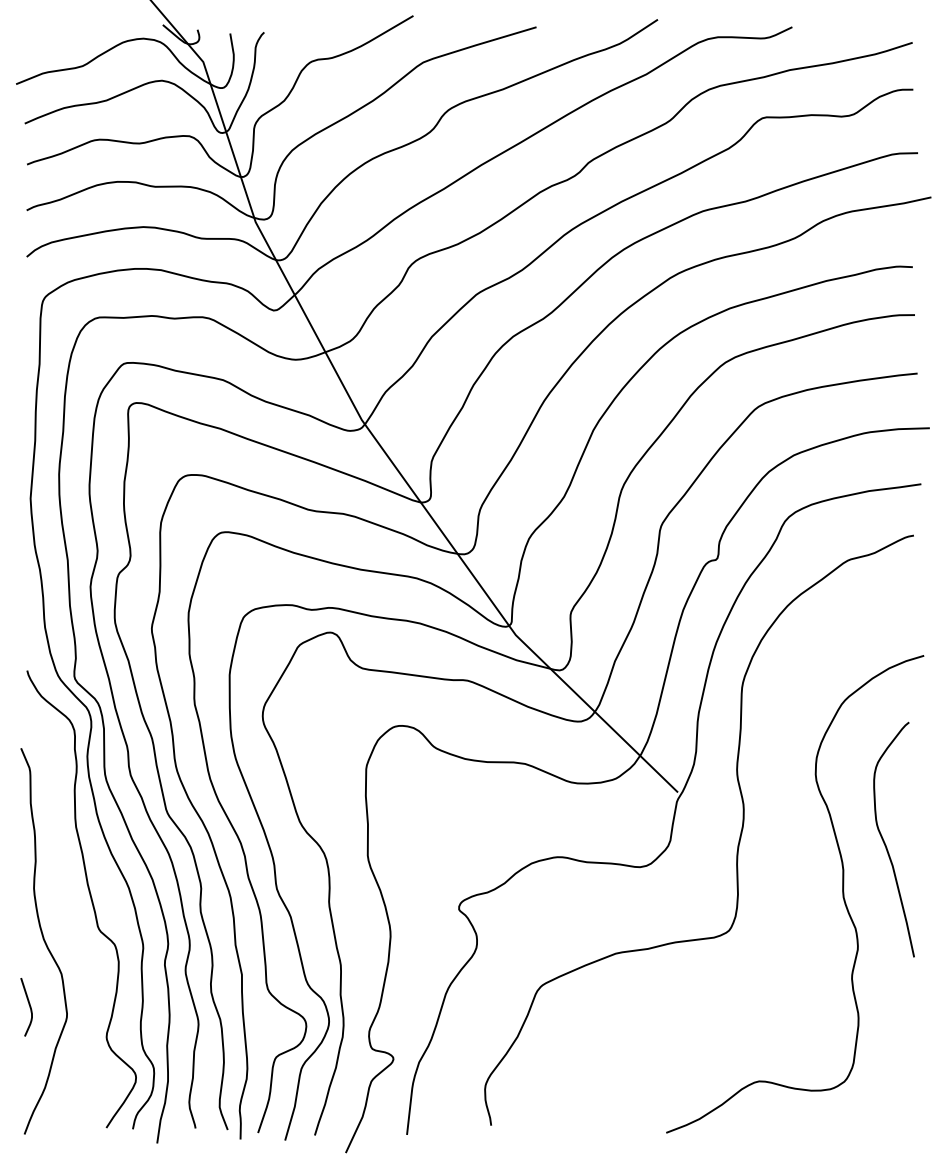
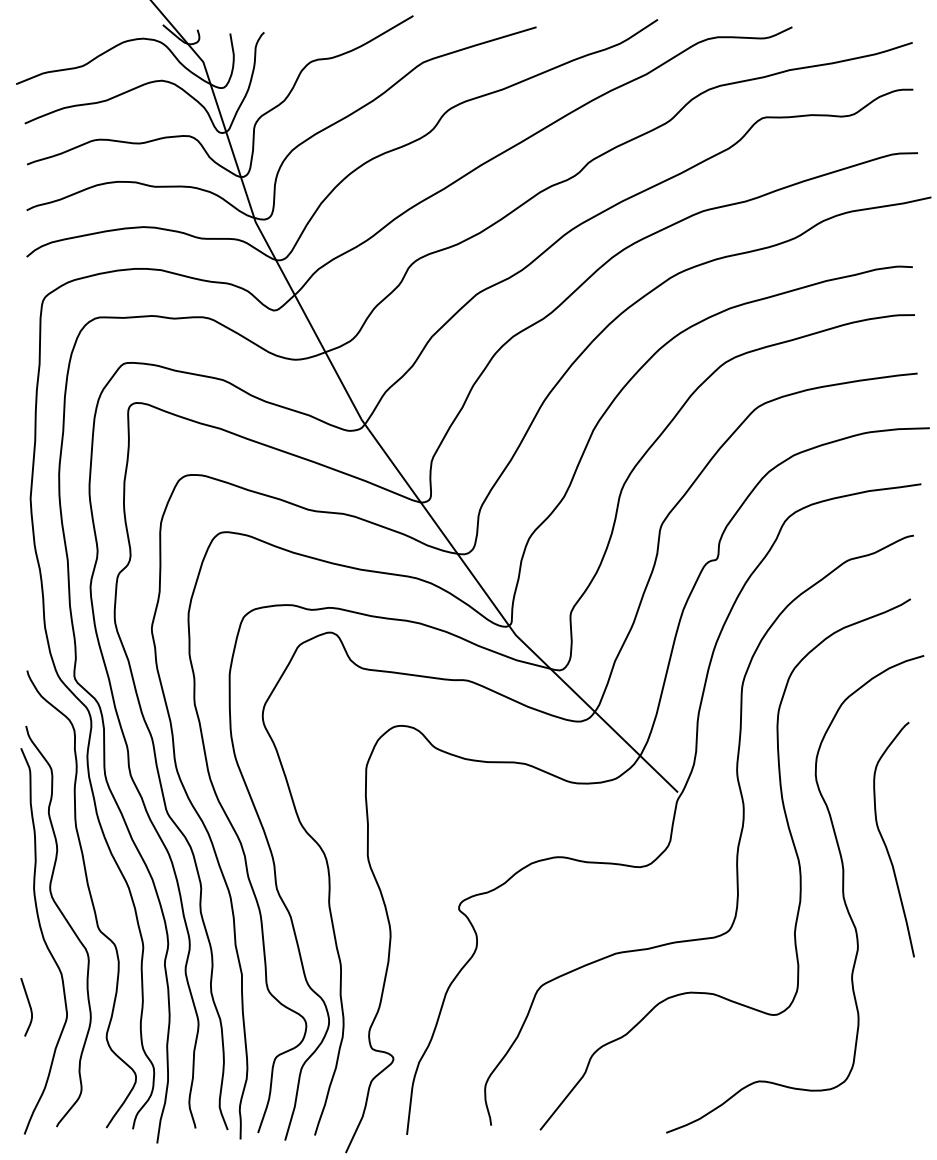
curve: none -> present (793, 847)
curve: none -> present (66, 922)
